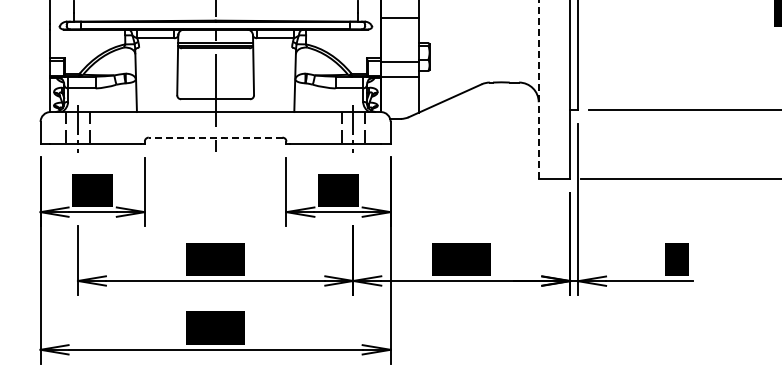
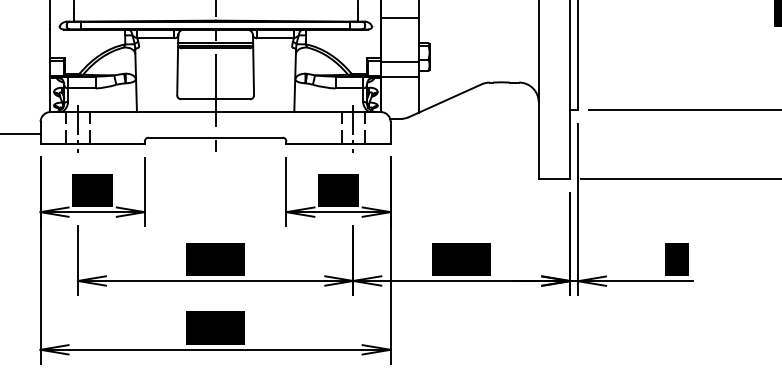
line: dashed -> solid (538, 89)
line: none -> present (21, 133)
line: dashed -> solid (215, 137)
